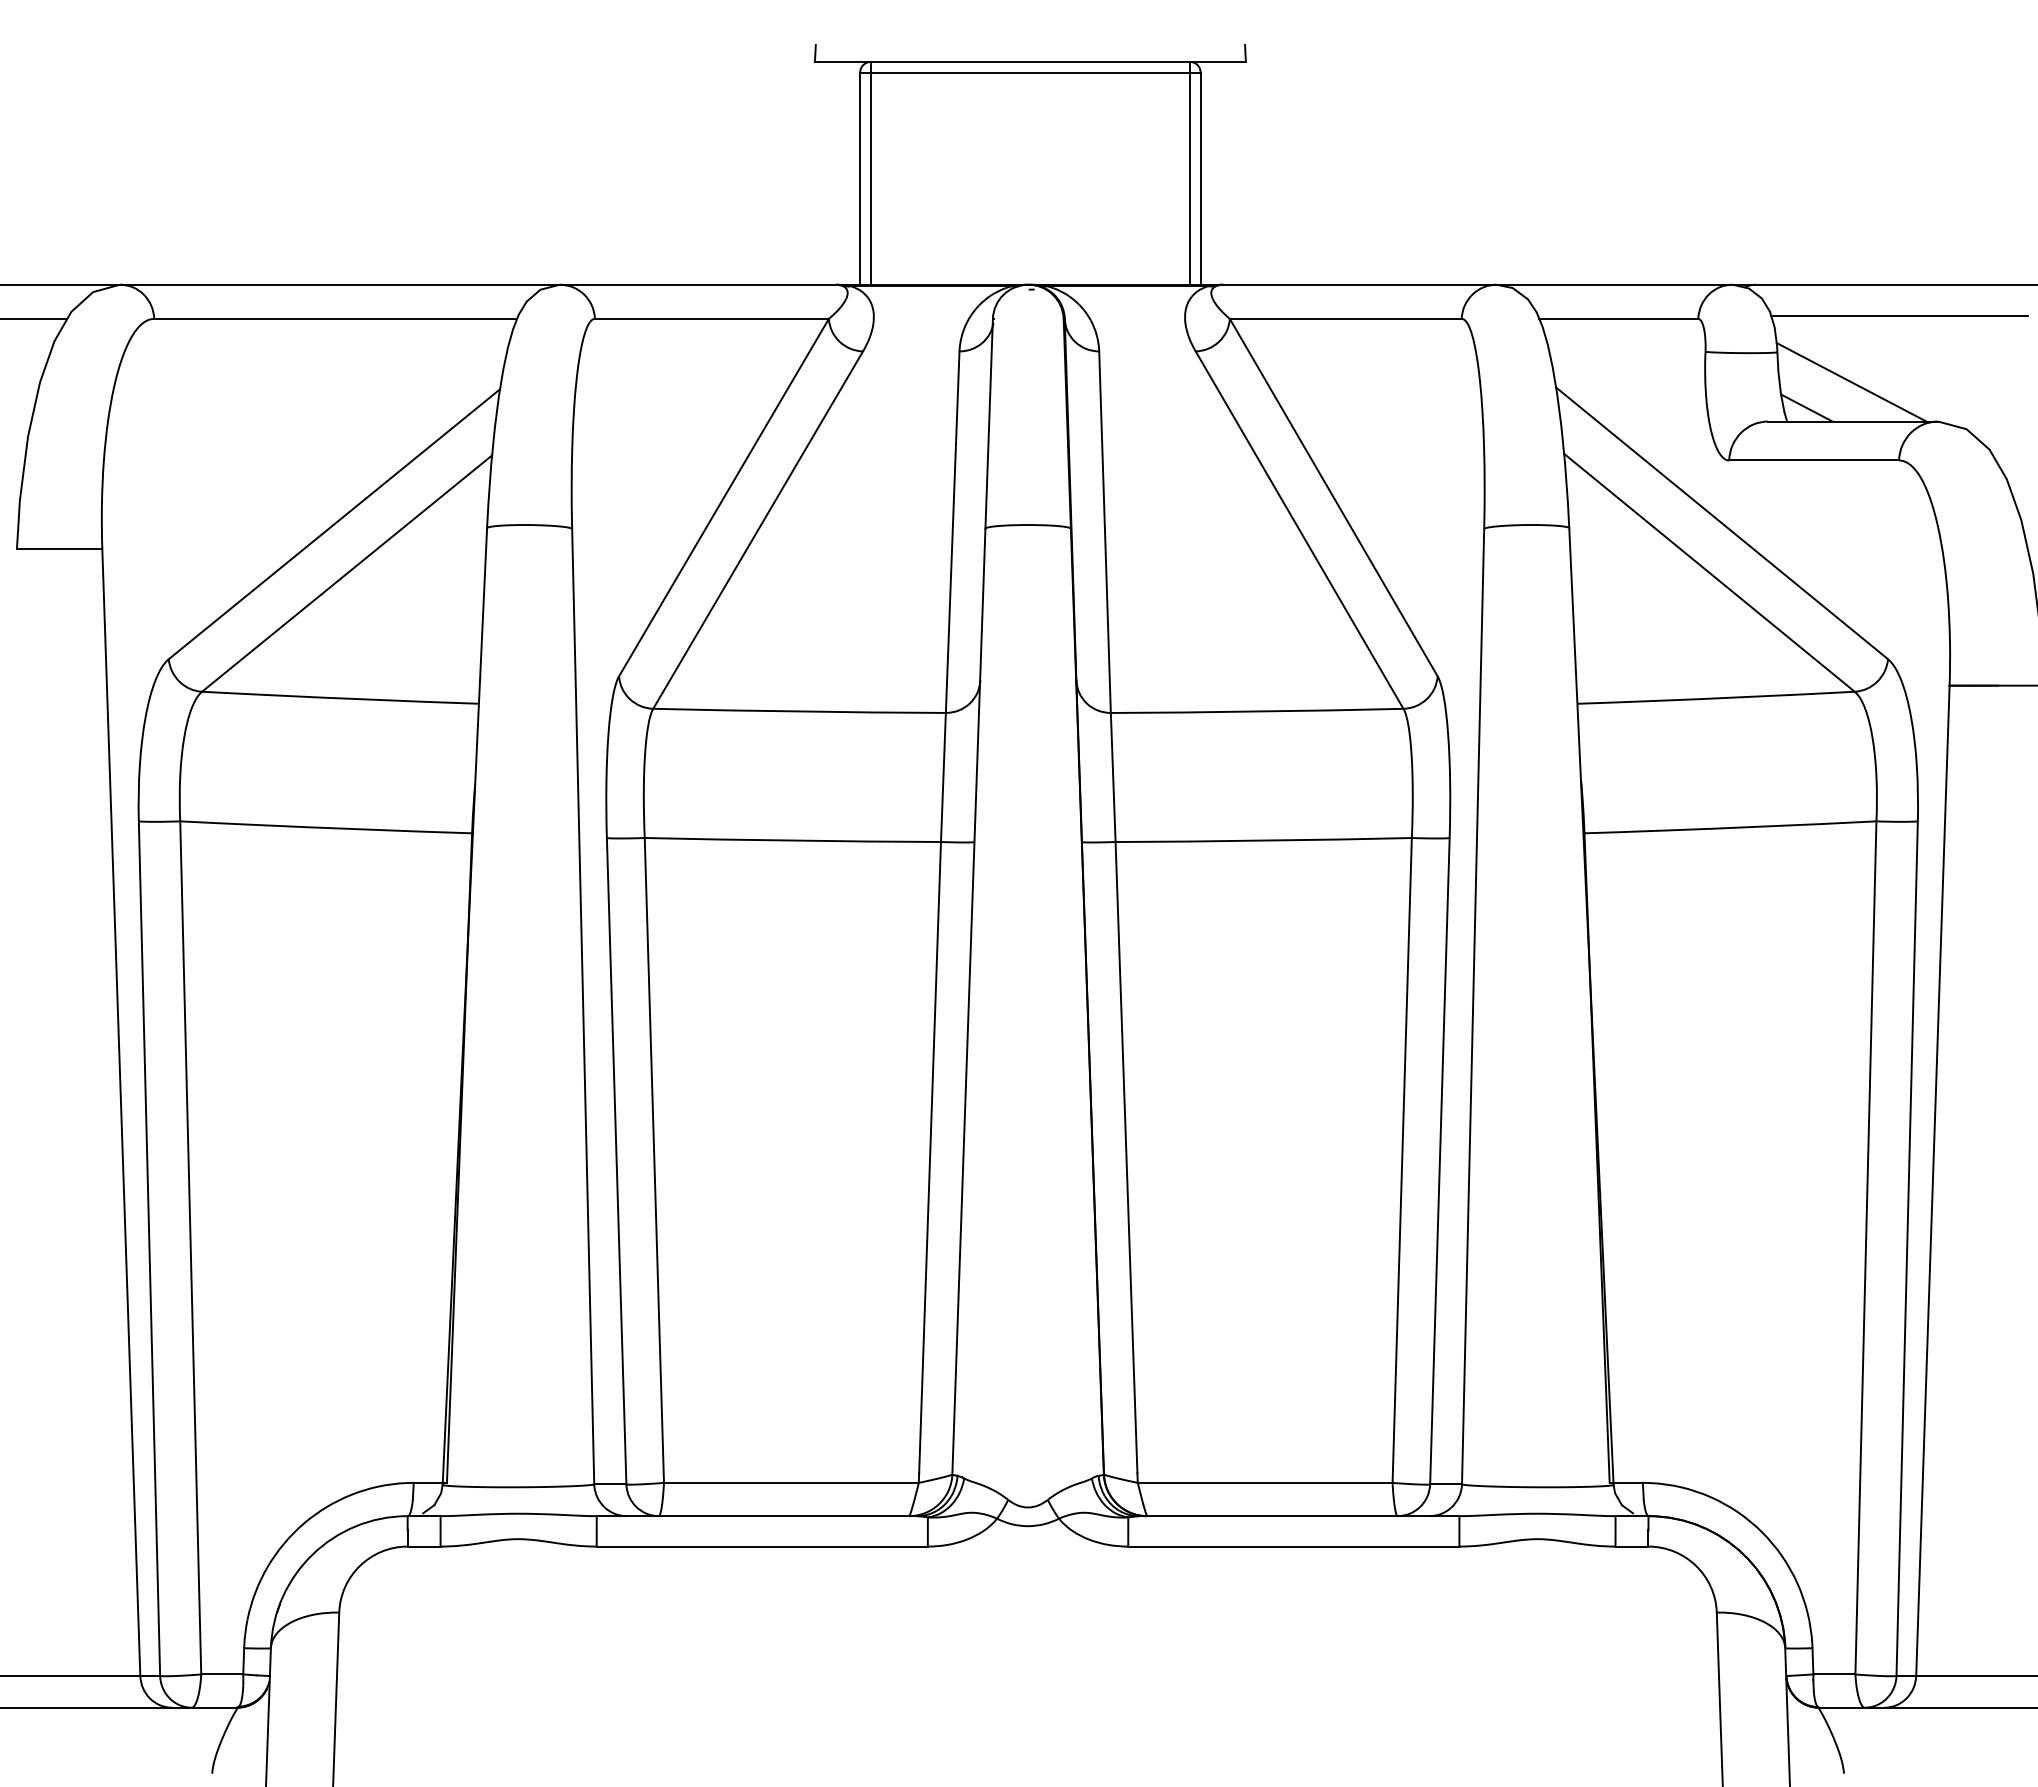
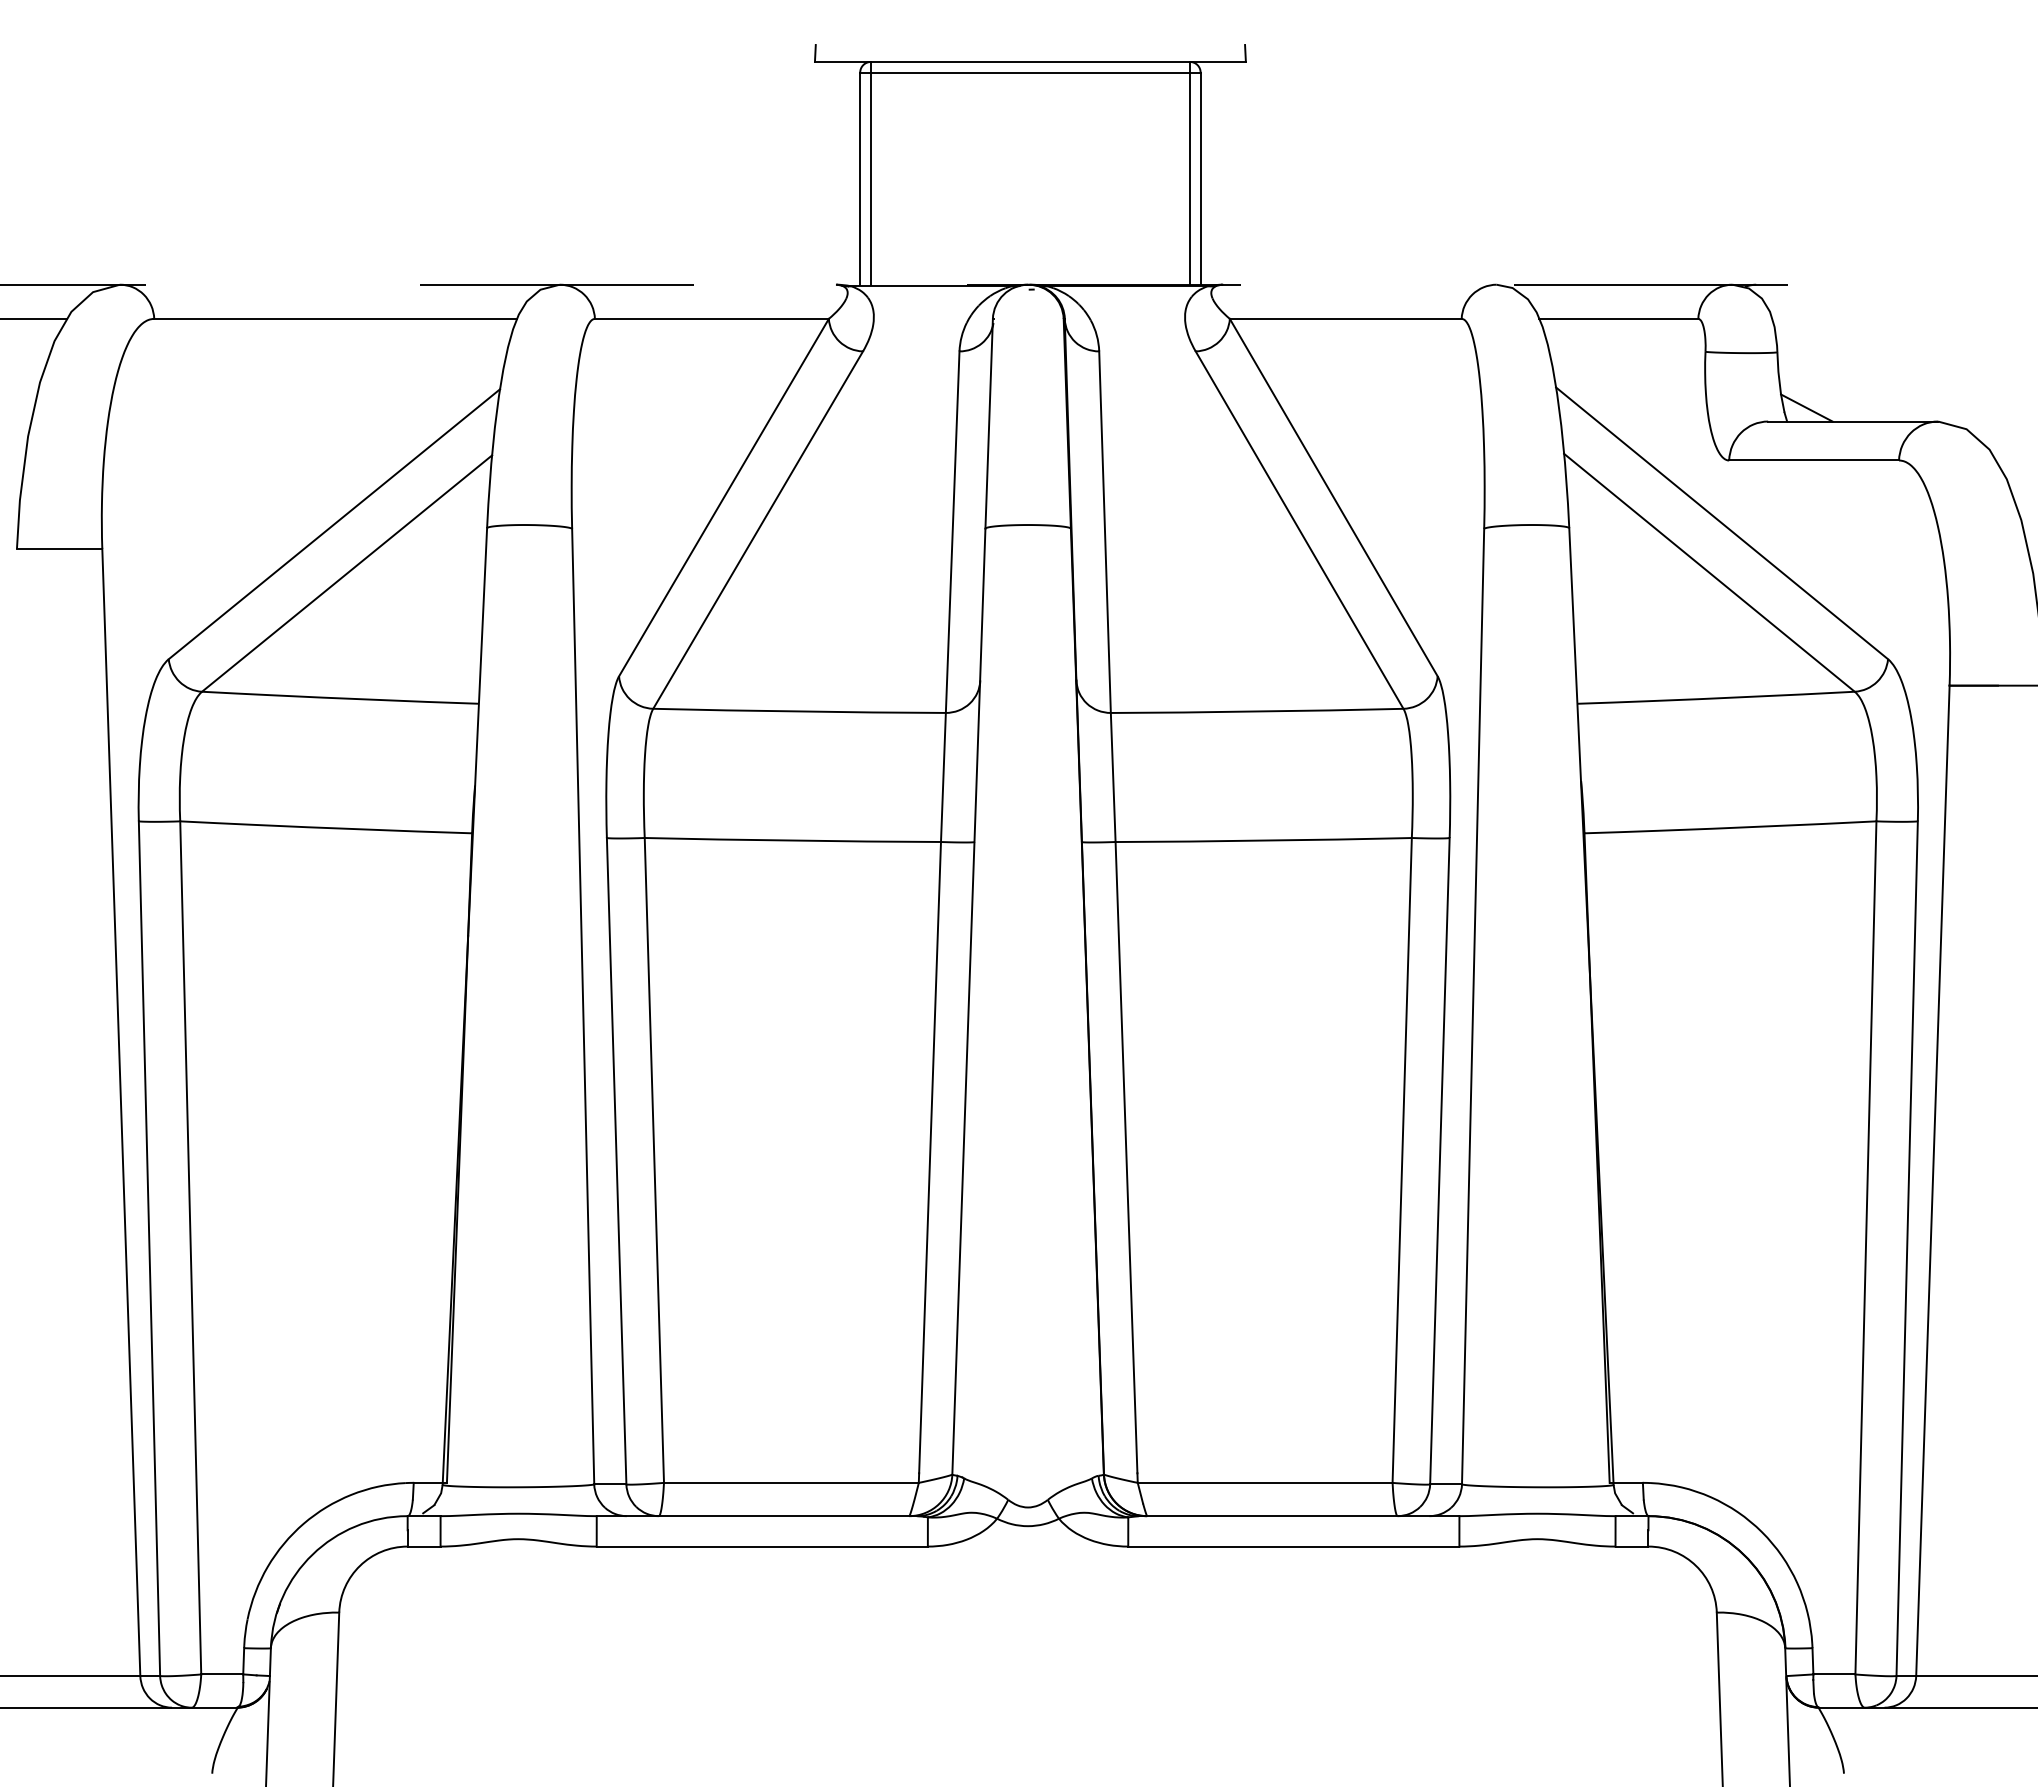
line: solid -> dashed (1018, 284)
line: present -> none (1899, 316)
line: present -> none (1851, 382)
